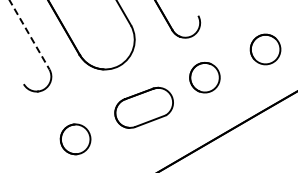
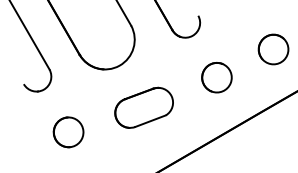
line: dashed -> solid (29, 34)
part position: (265, 49) -> (273, 49) (273, 49)
part position: (204, 77) -> (216, 77) (216, 77)
part position: (75, 139) -> (68, 132) (68, 132)
